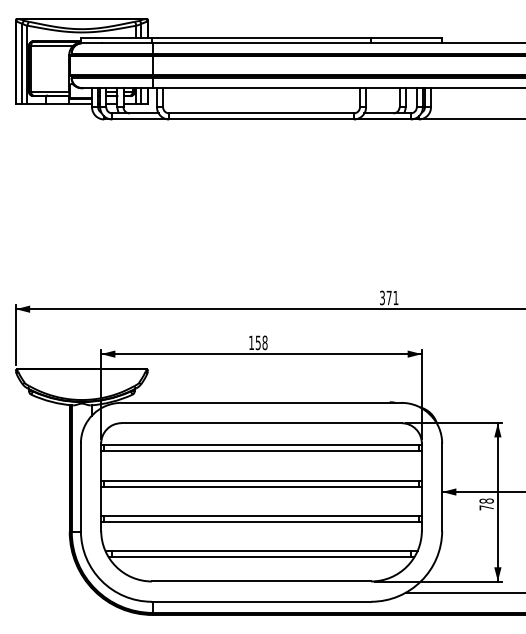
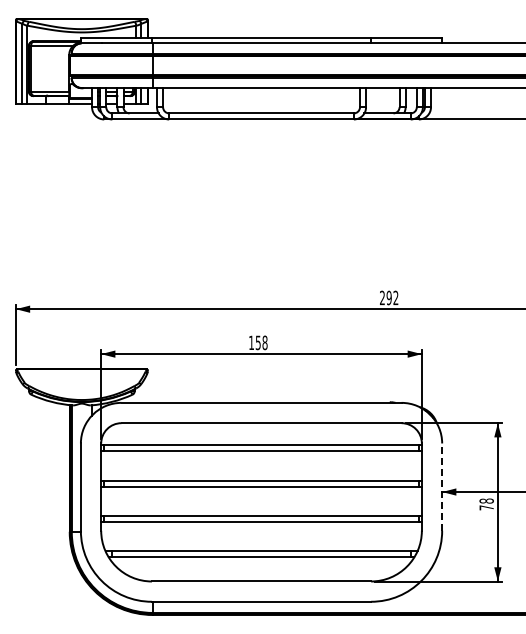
text: 371 -> 292 (389, 297)
line: solid -> dashed (442, 487)
line: present -> none (463, 592)
